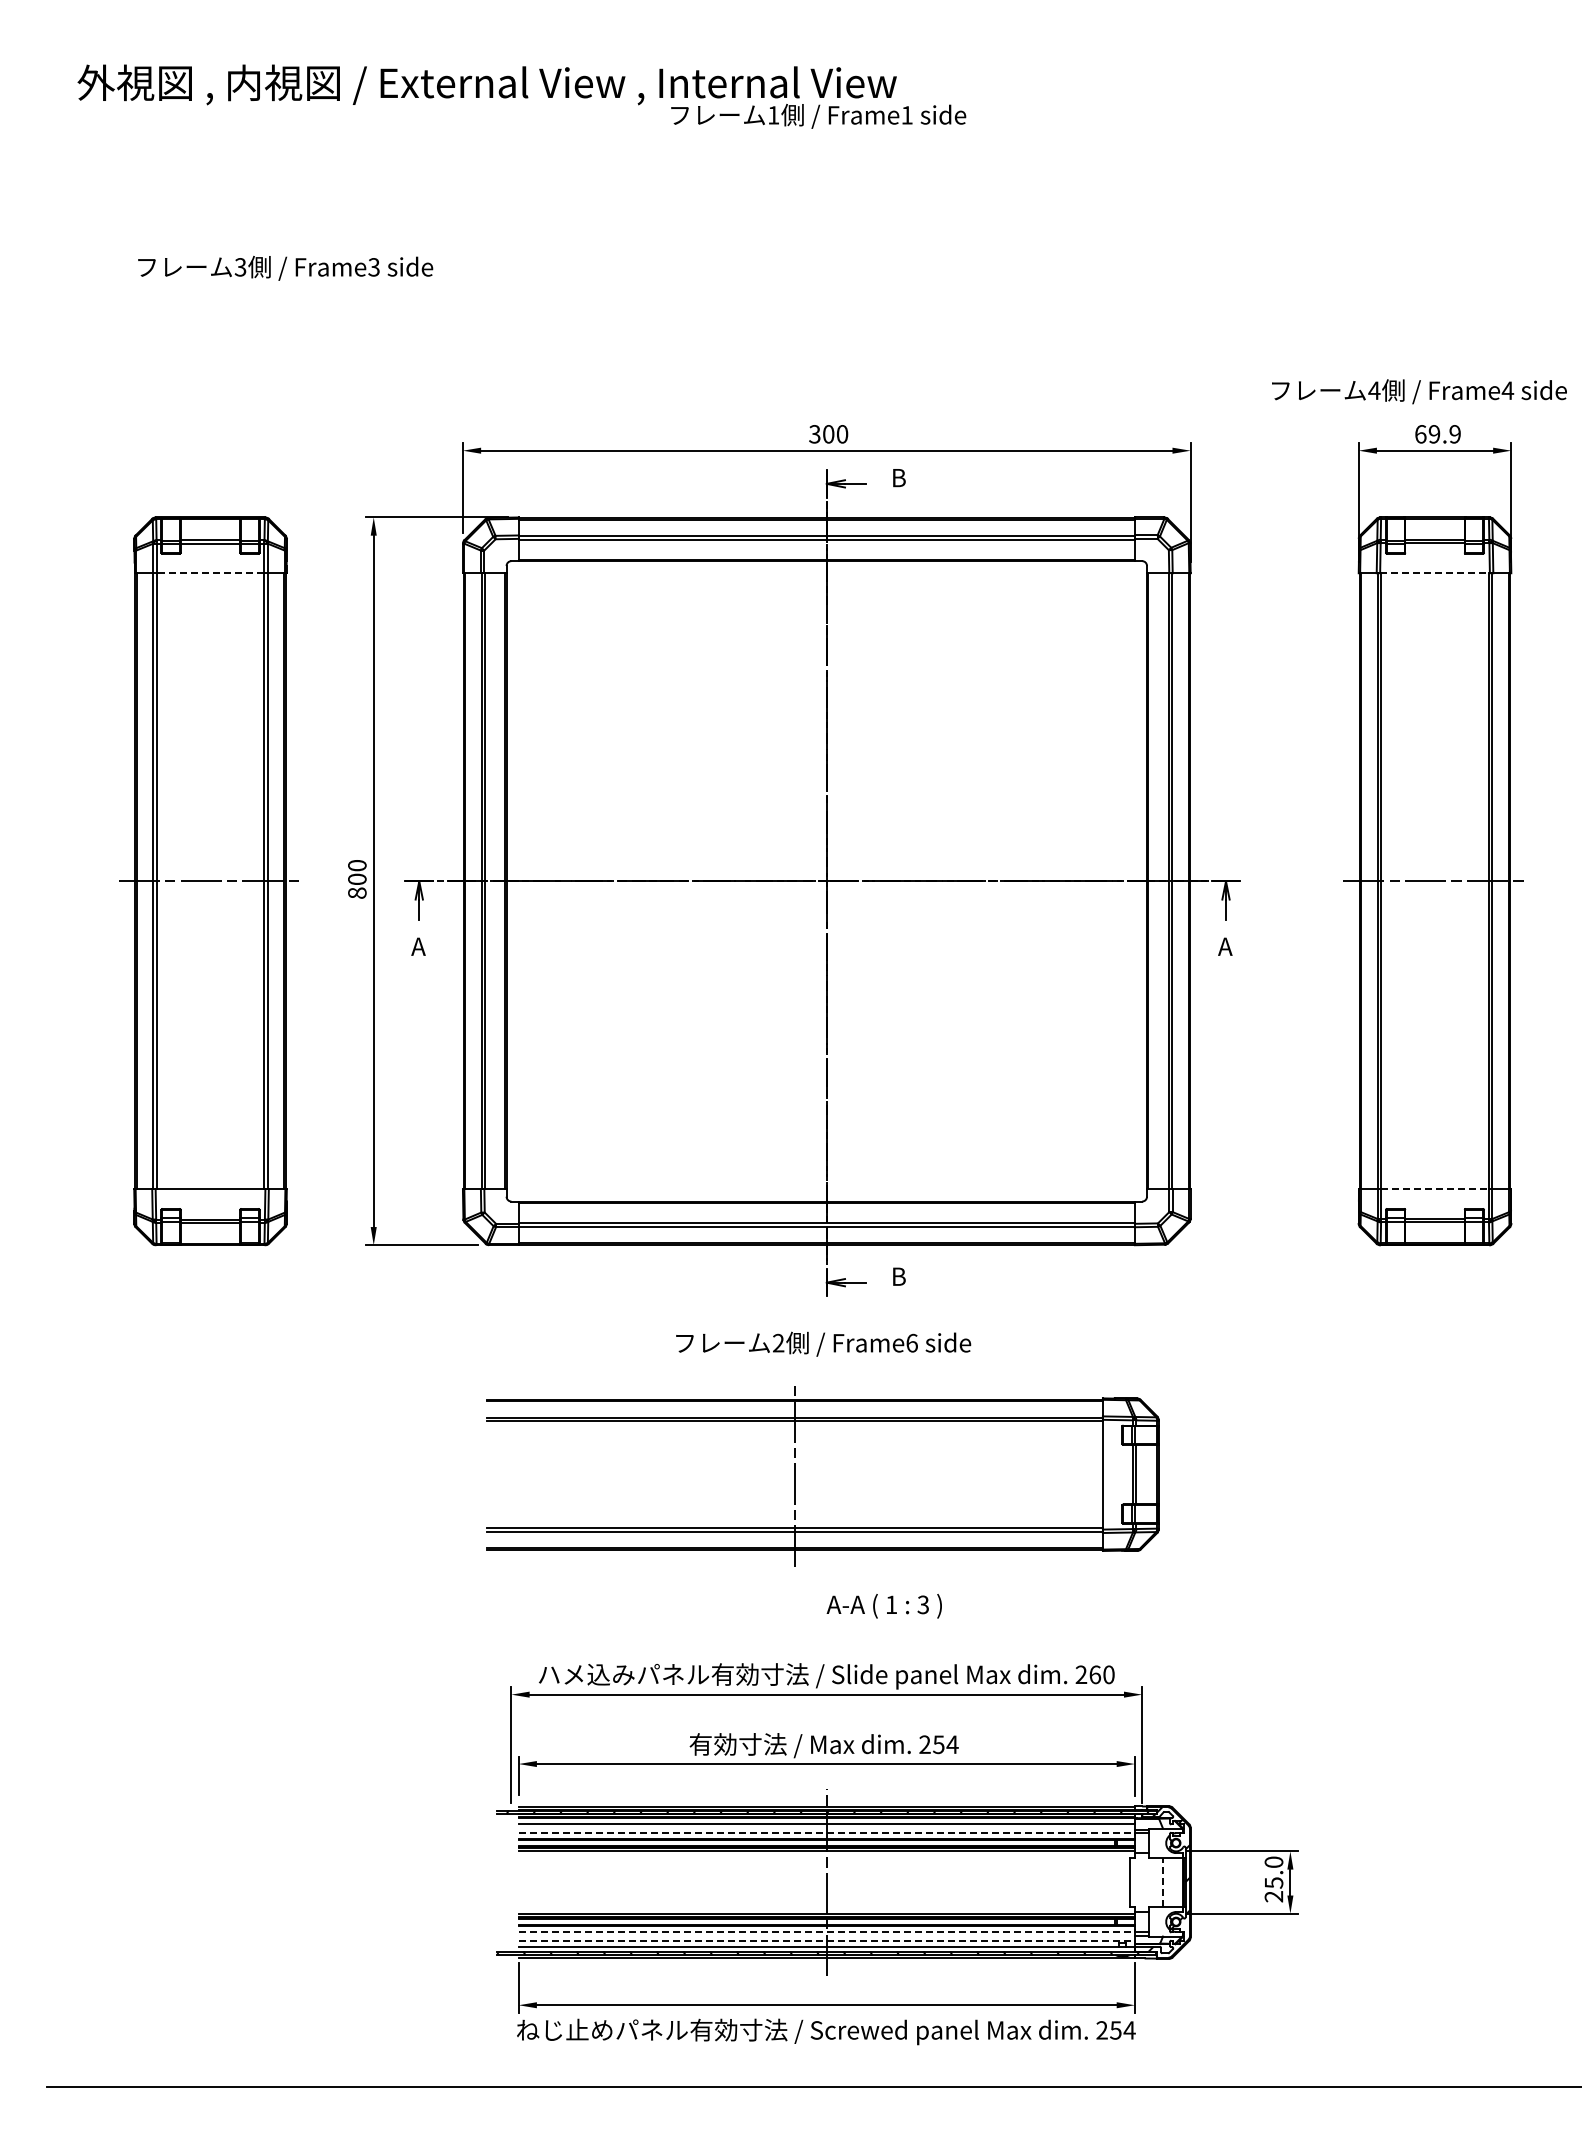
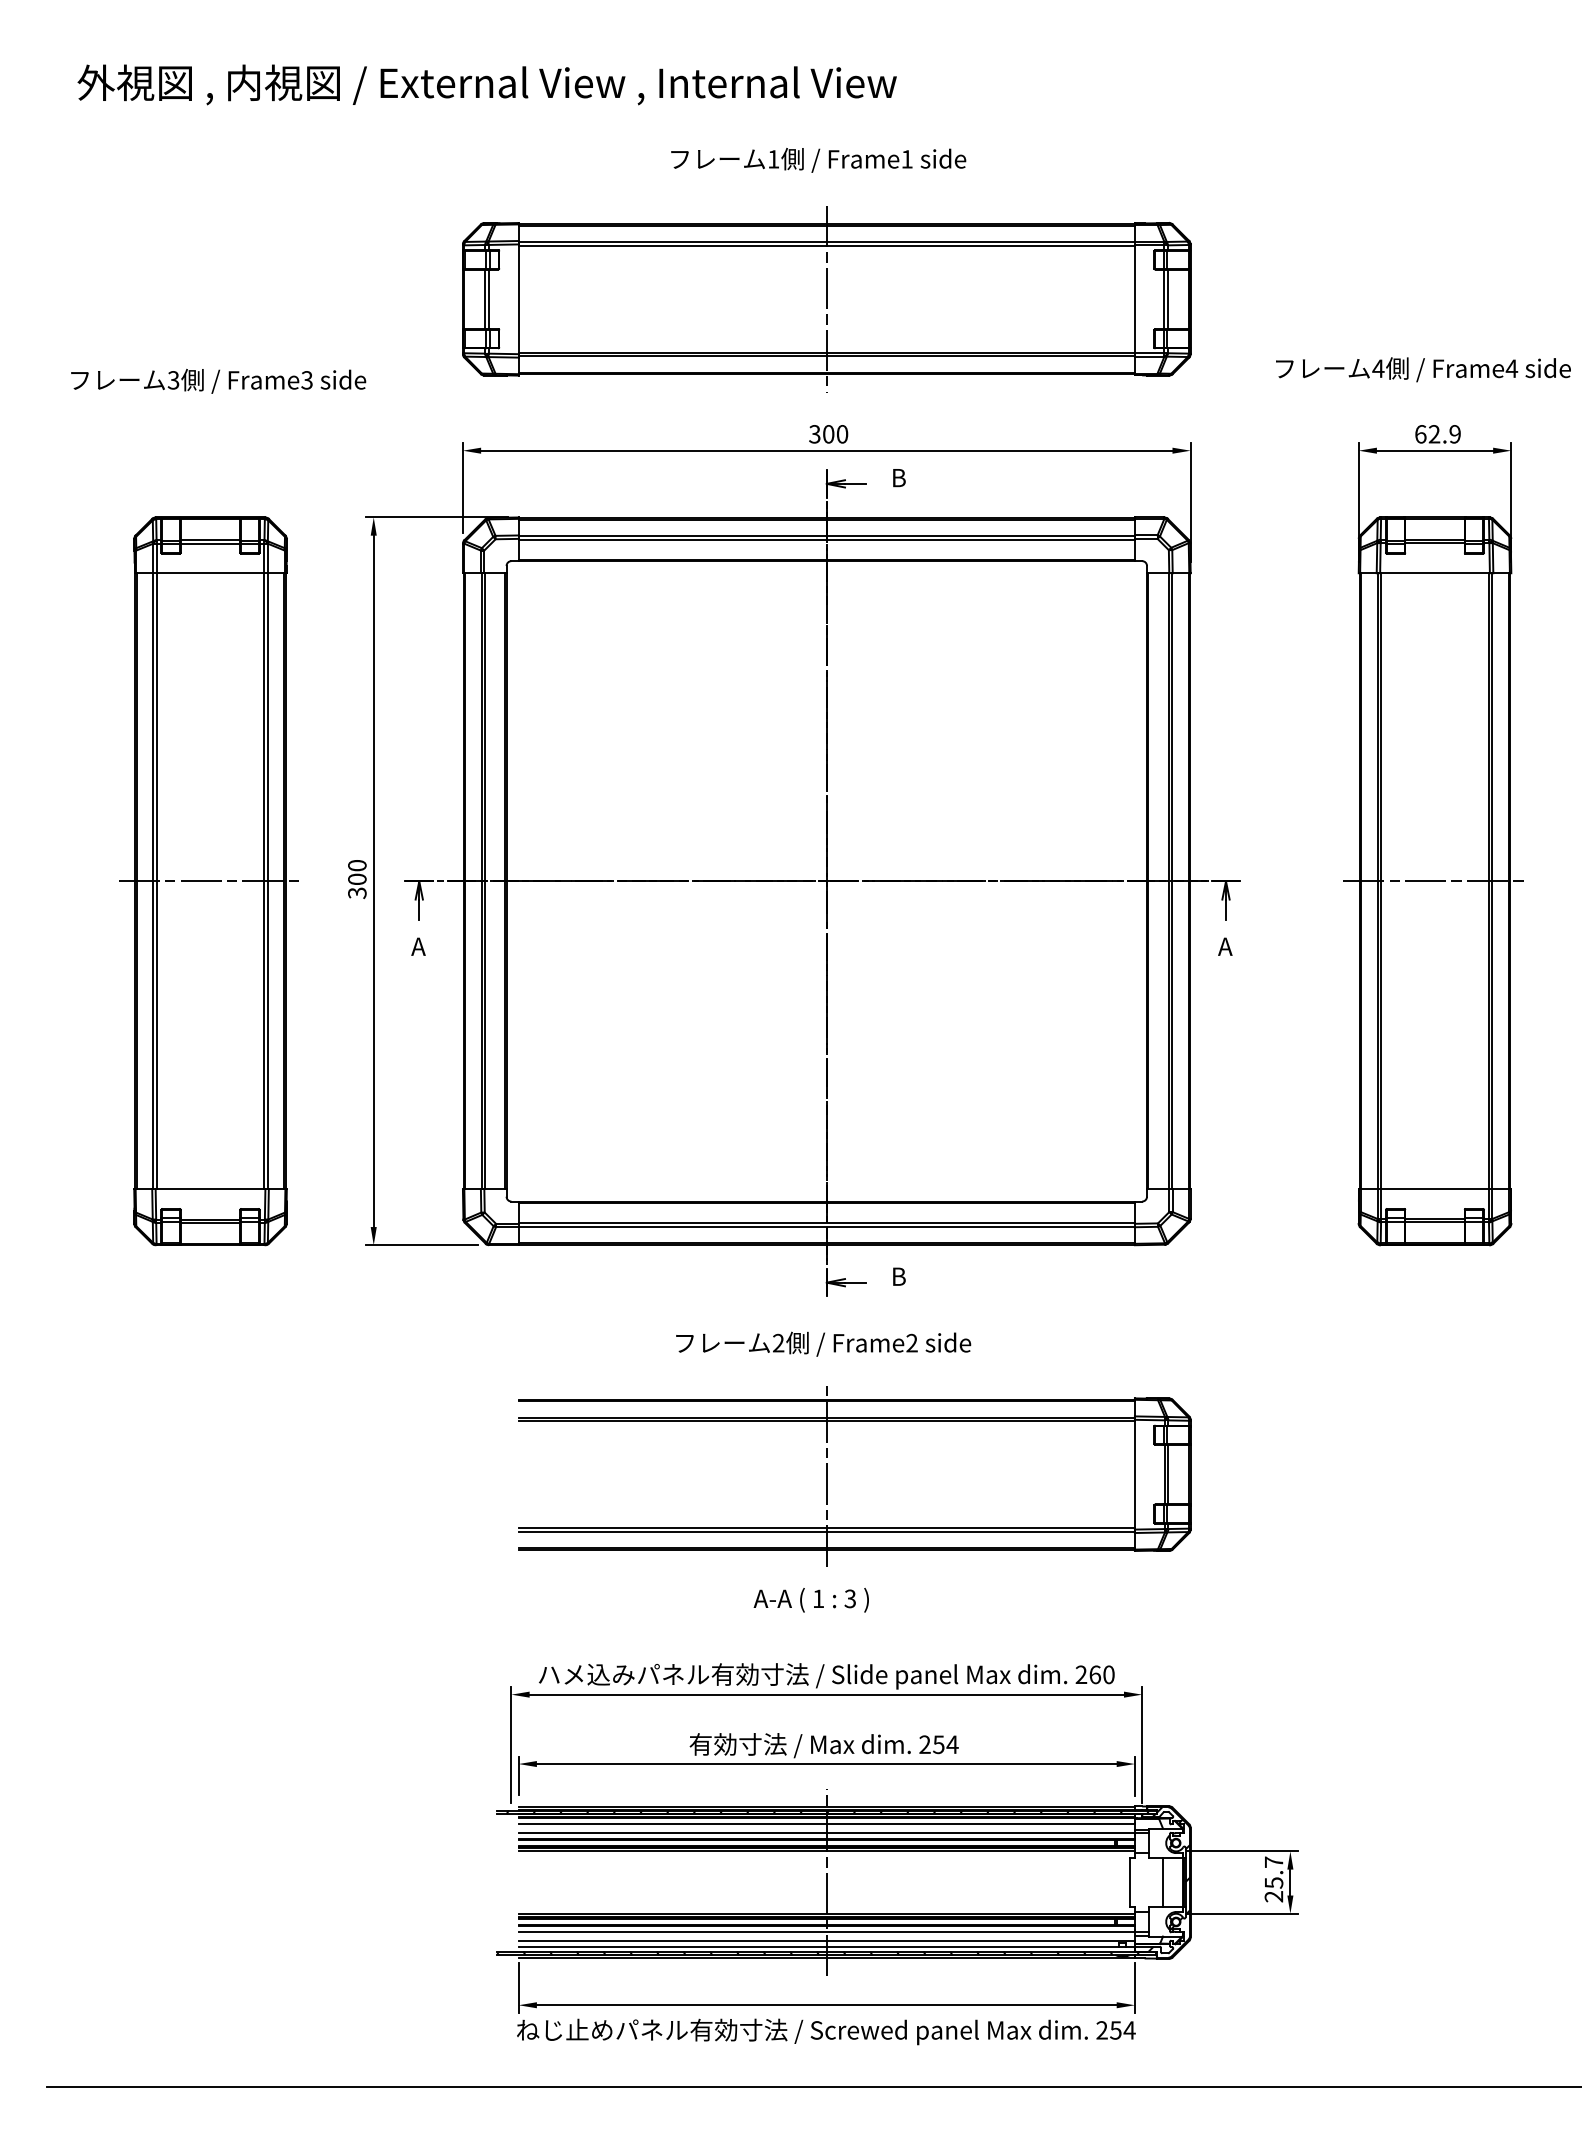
text position: (818, 116) -> (818, 160) (818, 160)
text position: (285, 267) -> (218, 380) (218, 380)
part: none -> present (826, 299)
text position: (1419, 391) -> (1423, 369) (1423, 369)
text: 69.9 -> 62.9 (1434, 434)
line: dashed -> solid (210, 573)
line: dashed -> solid (1435, 573)
text: 800 -> 300 (357, 893)
line: dashed -> solid (1435, 1189)
text: Frame6 -> Frame2 (911, 1342)
part position: (795, 1476) -> (827, 1476) (827, 1476)
text position: (883, 1606) -> (810, 1600) (810, 1600)
line: dashed -> solid (827, 1832)
text: 25.0 -> 25.7 (1273, 1861)
line: dashed -> solid (1163, 1882)
line: dashed -> solid (827, 1932)
line: dashed -> solid (827, 1940)
